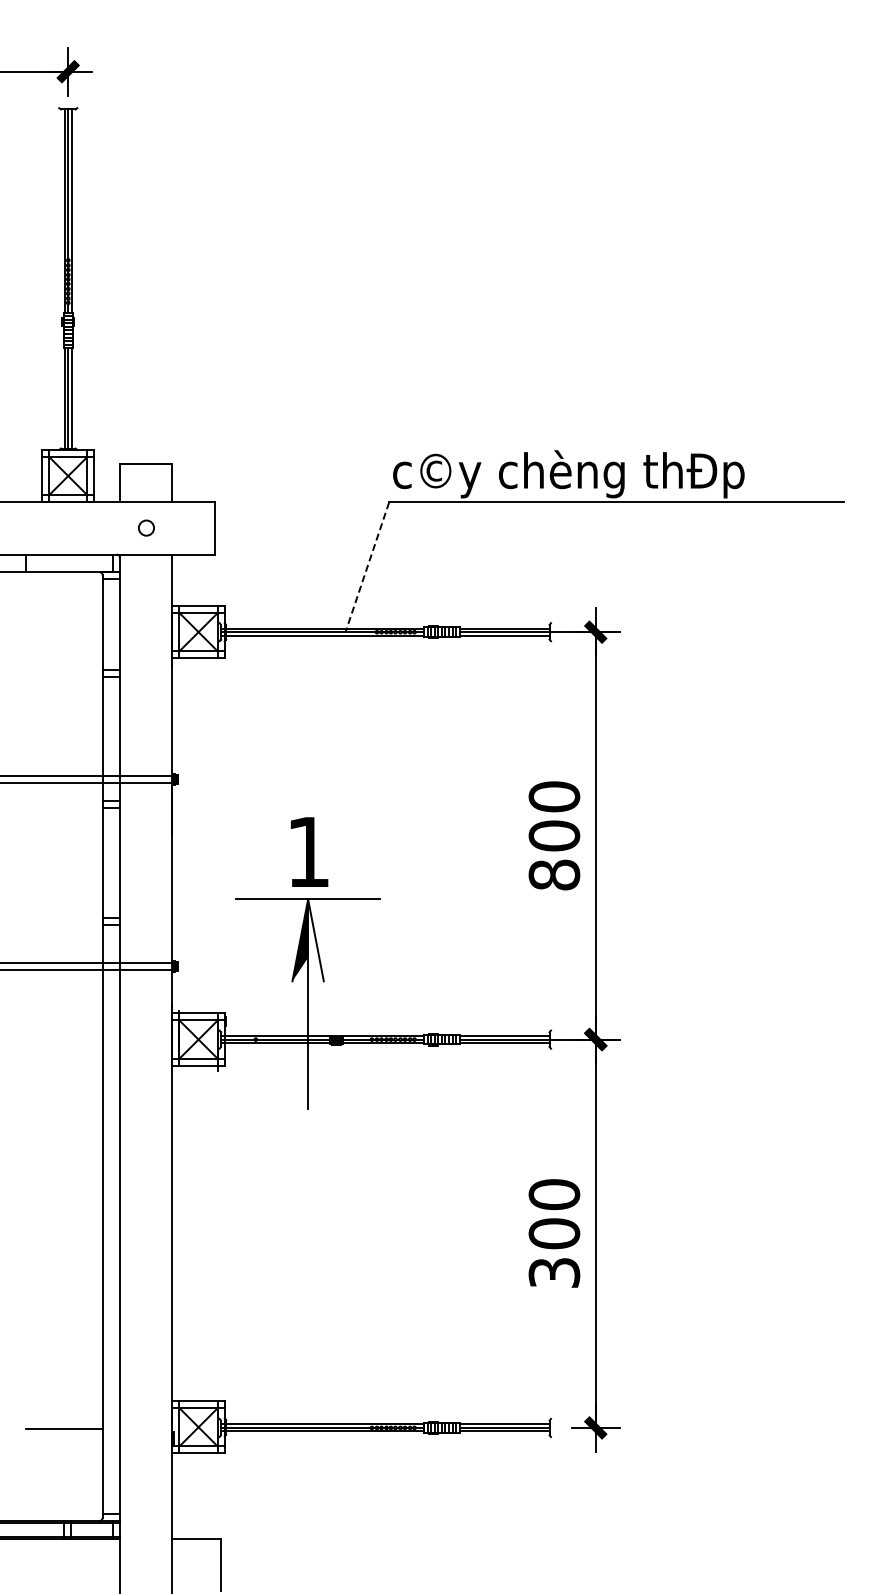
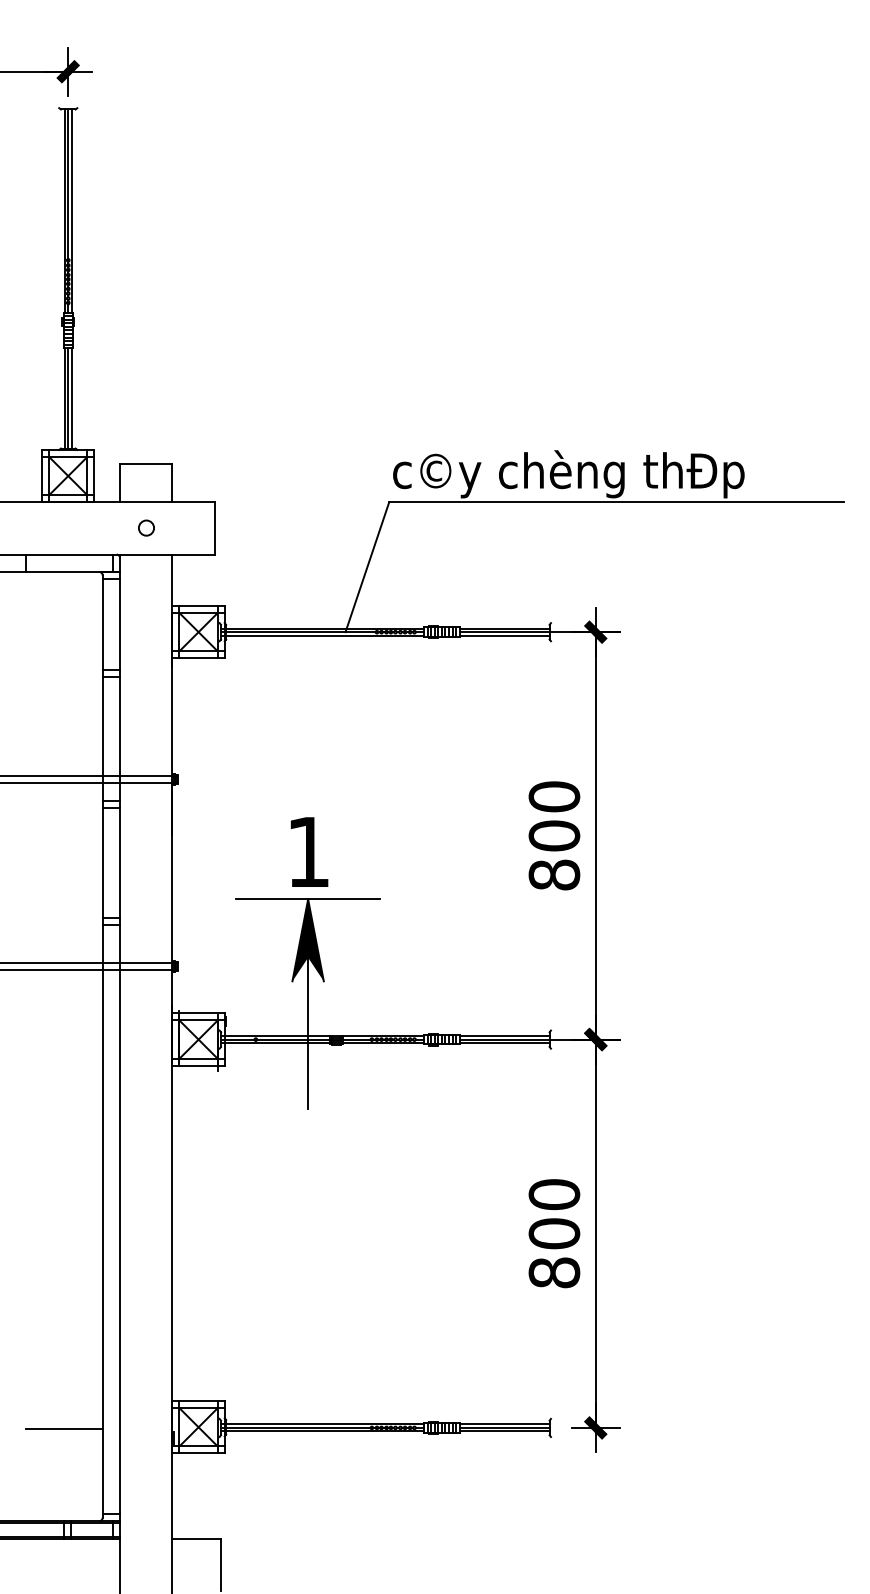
line: dashed -> solid (367, 567)
fill: none -> present (315, 940)
text: 300 -> 800 (554, 1272)
